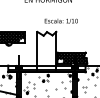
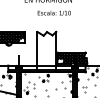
text position: (60, 20) -> (53, 12) (53, 12)
